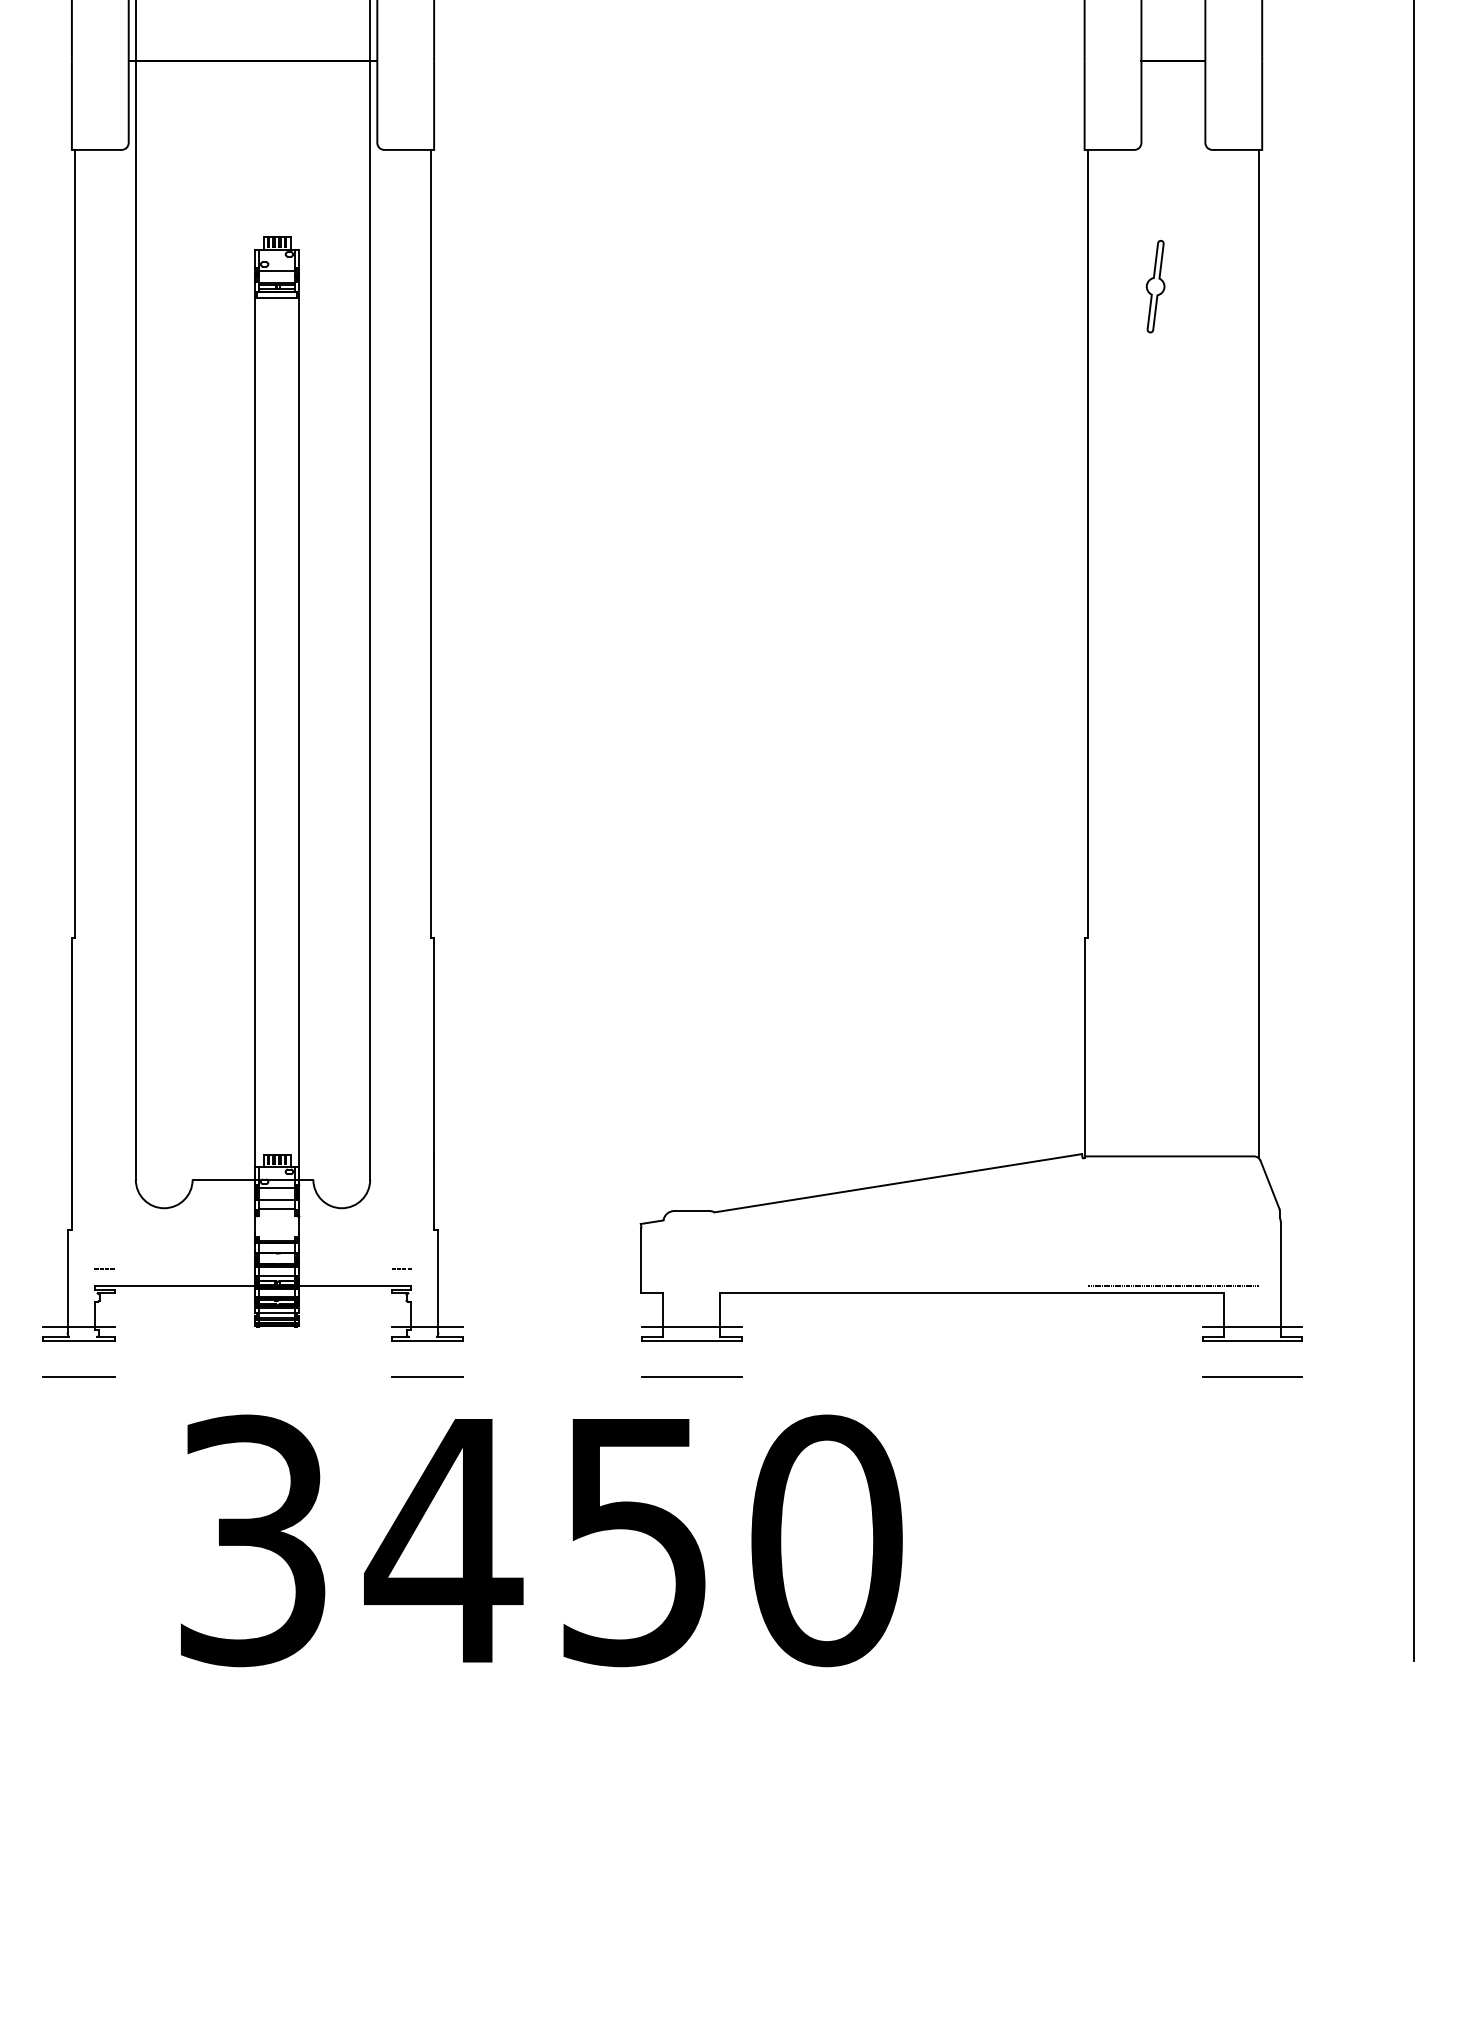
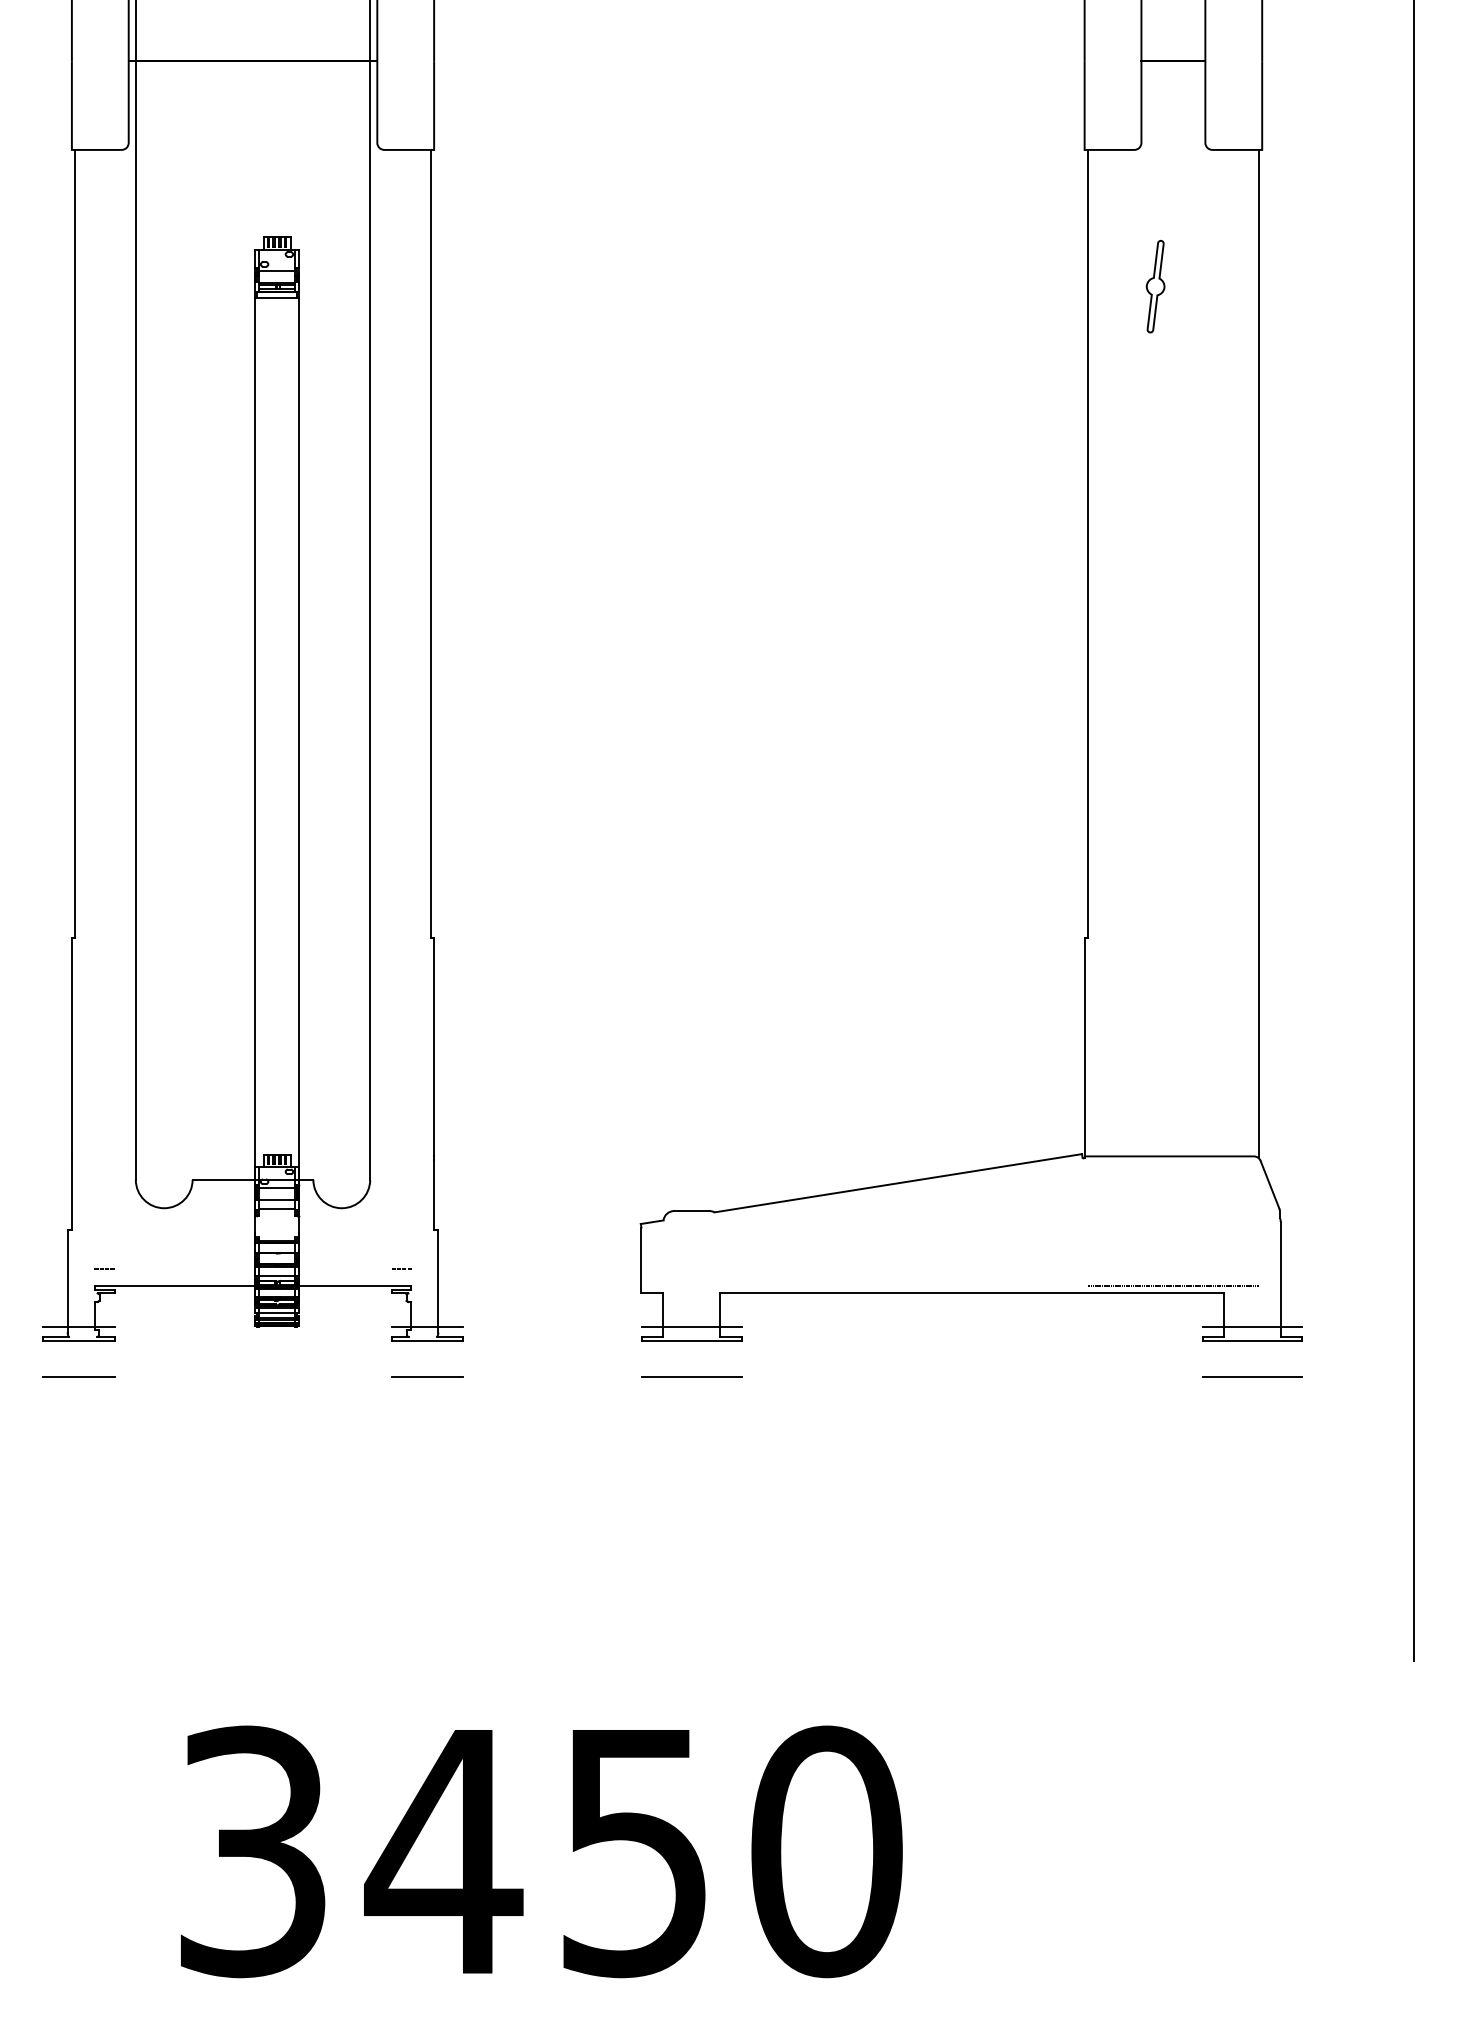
text position: (541, 1540) -> (541, 1851) (541, 1851)
